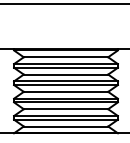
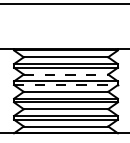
line: solid -> dashed (66, 74)
line: solid -> dashed (66, 85)
